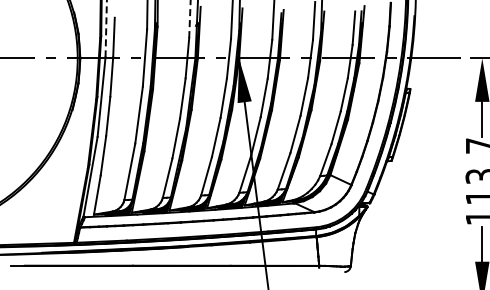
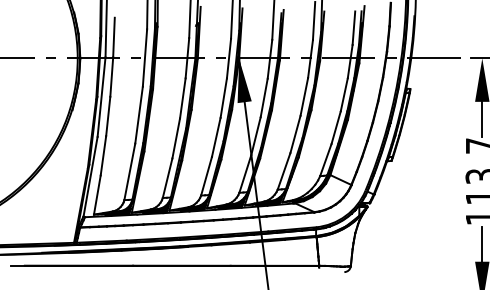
line: dashed -> solid (189, 19)
line: dashed -> solid (106, 28)
